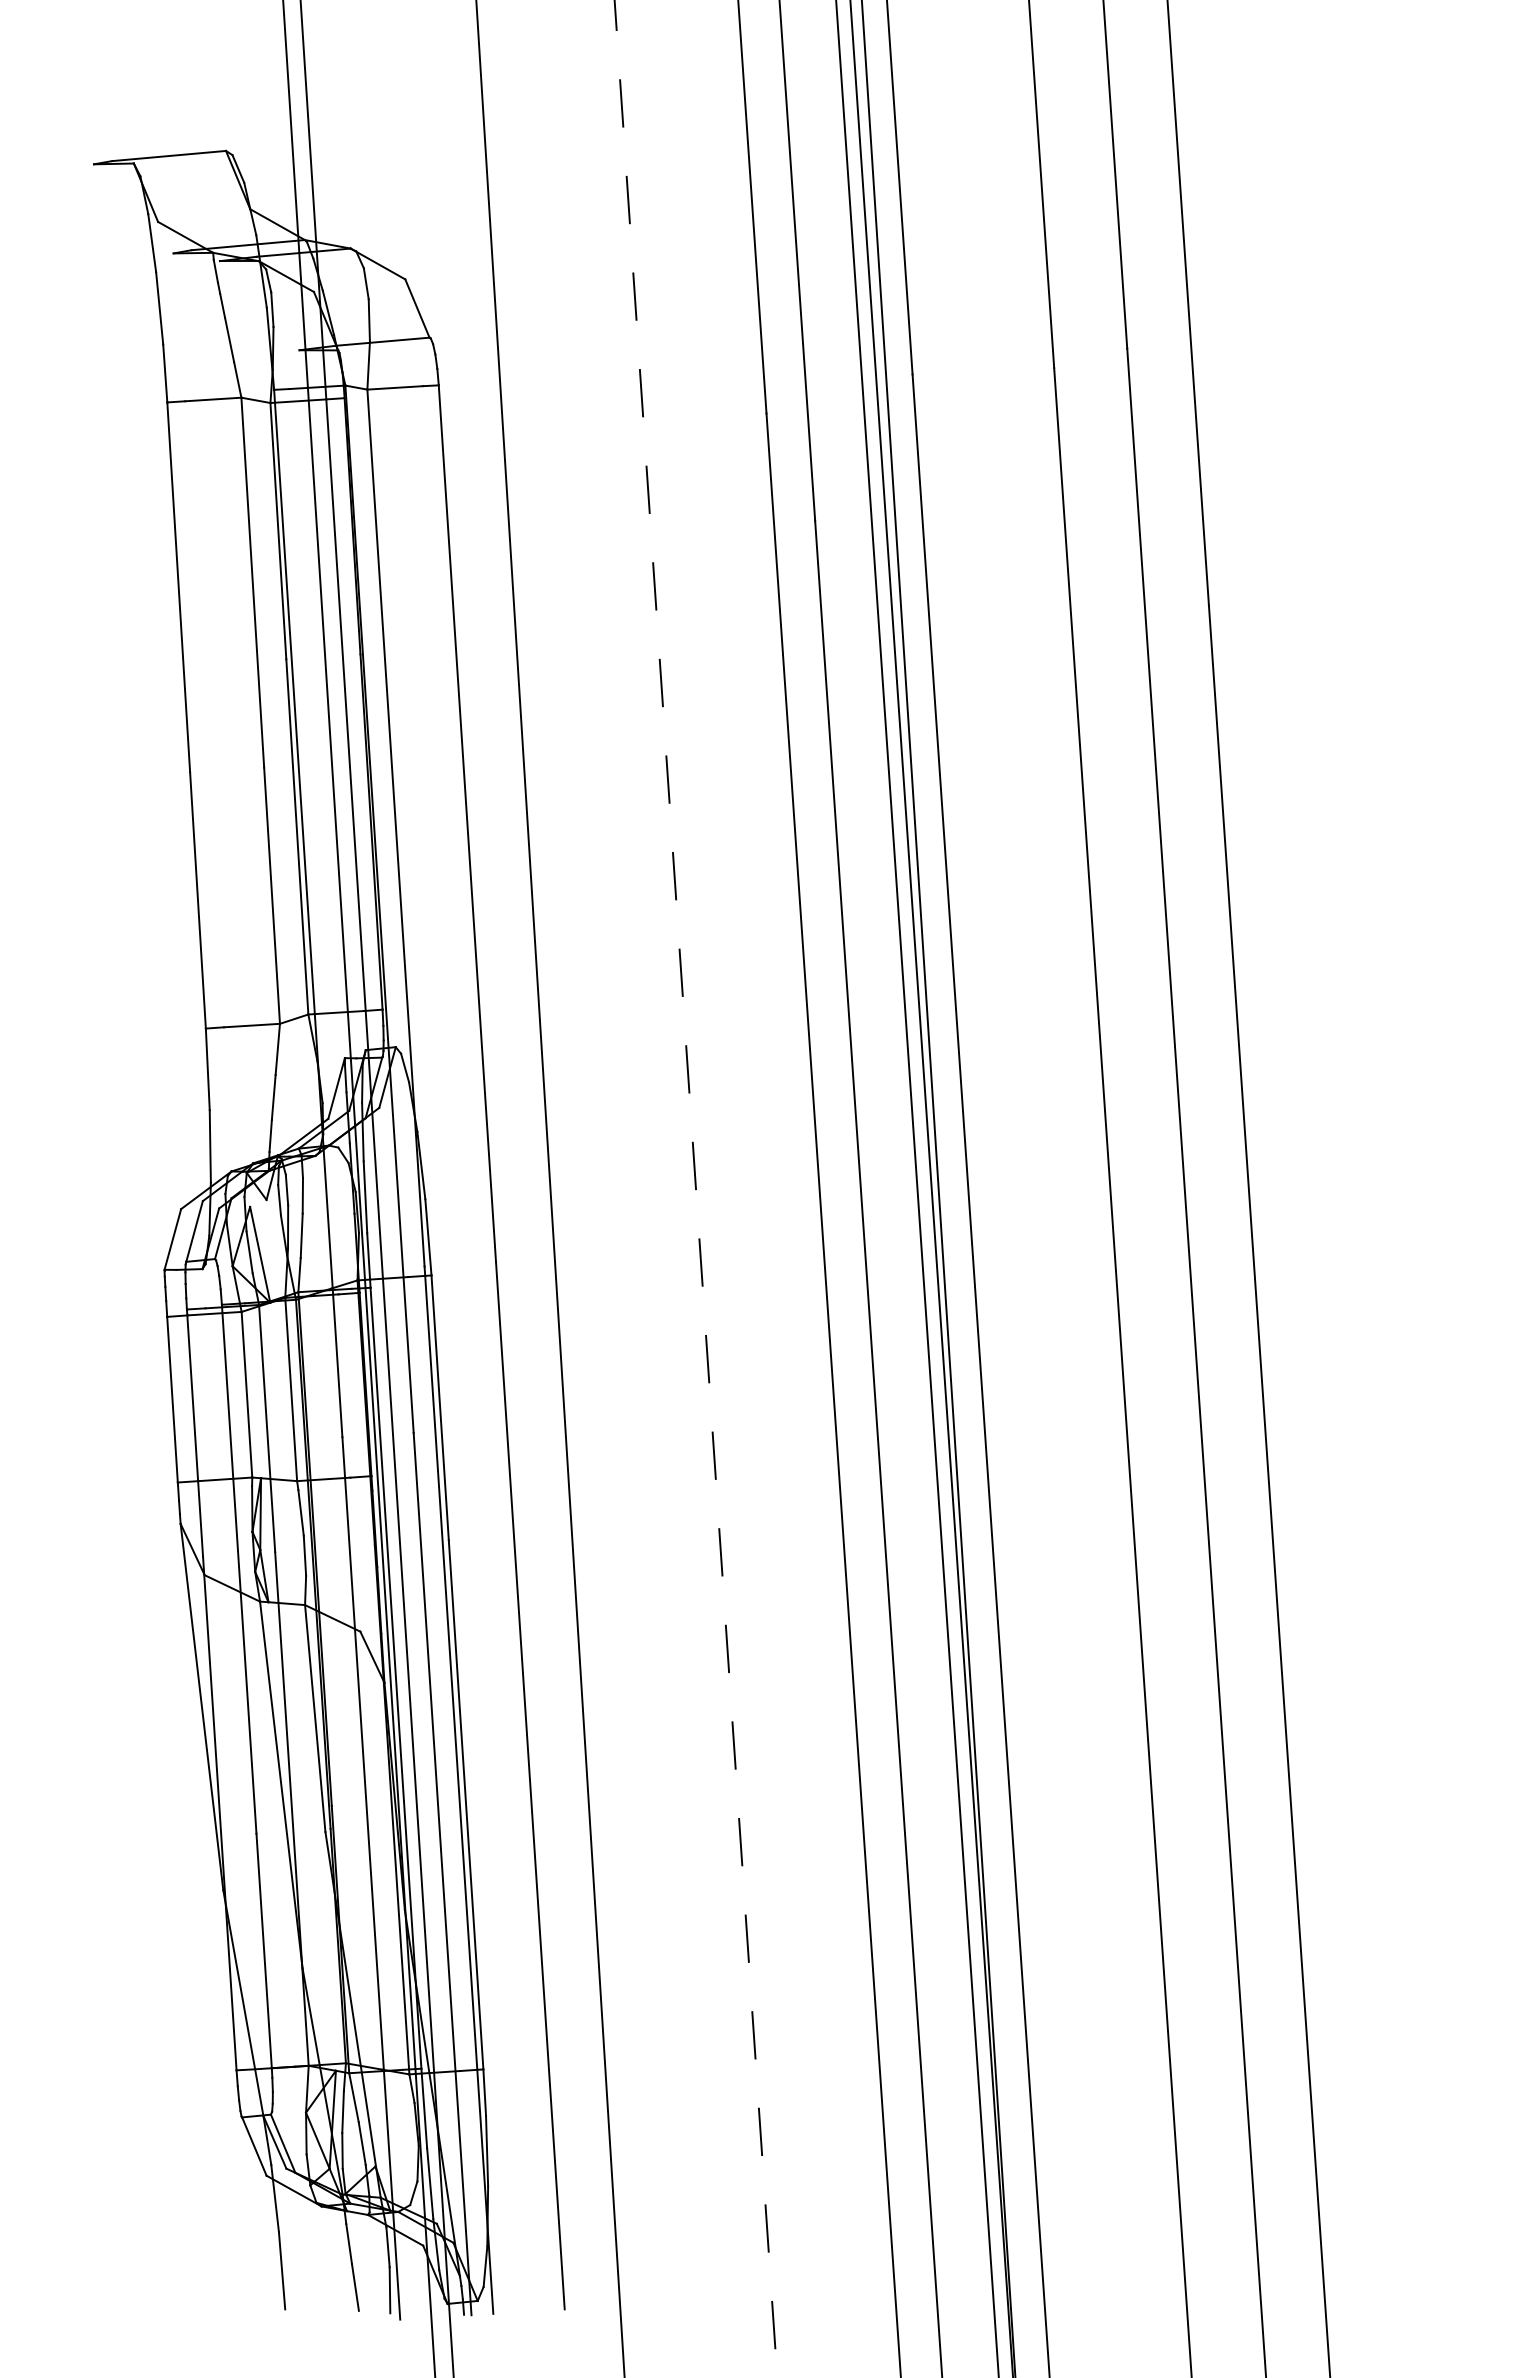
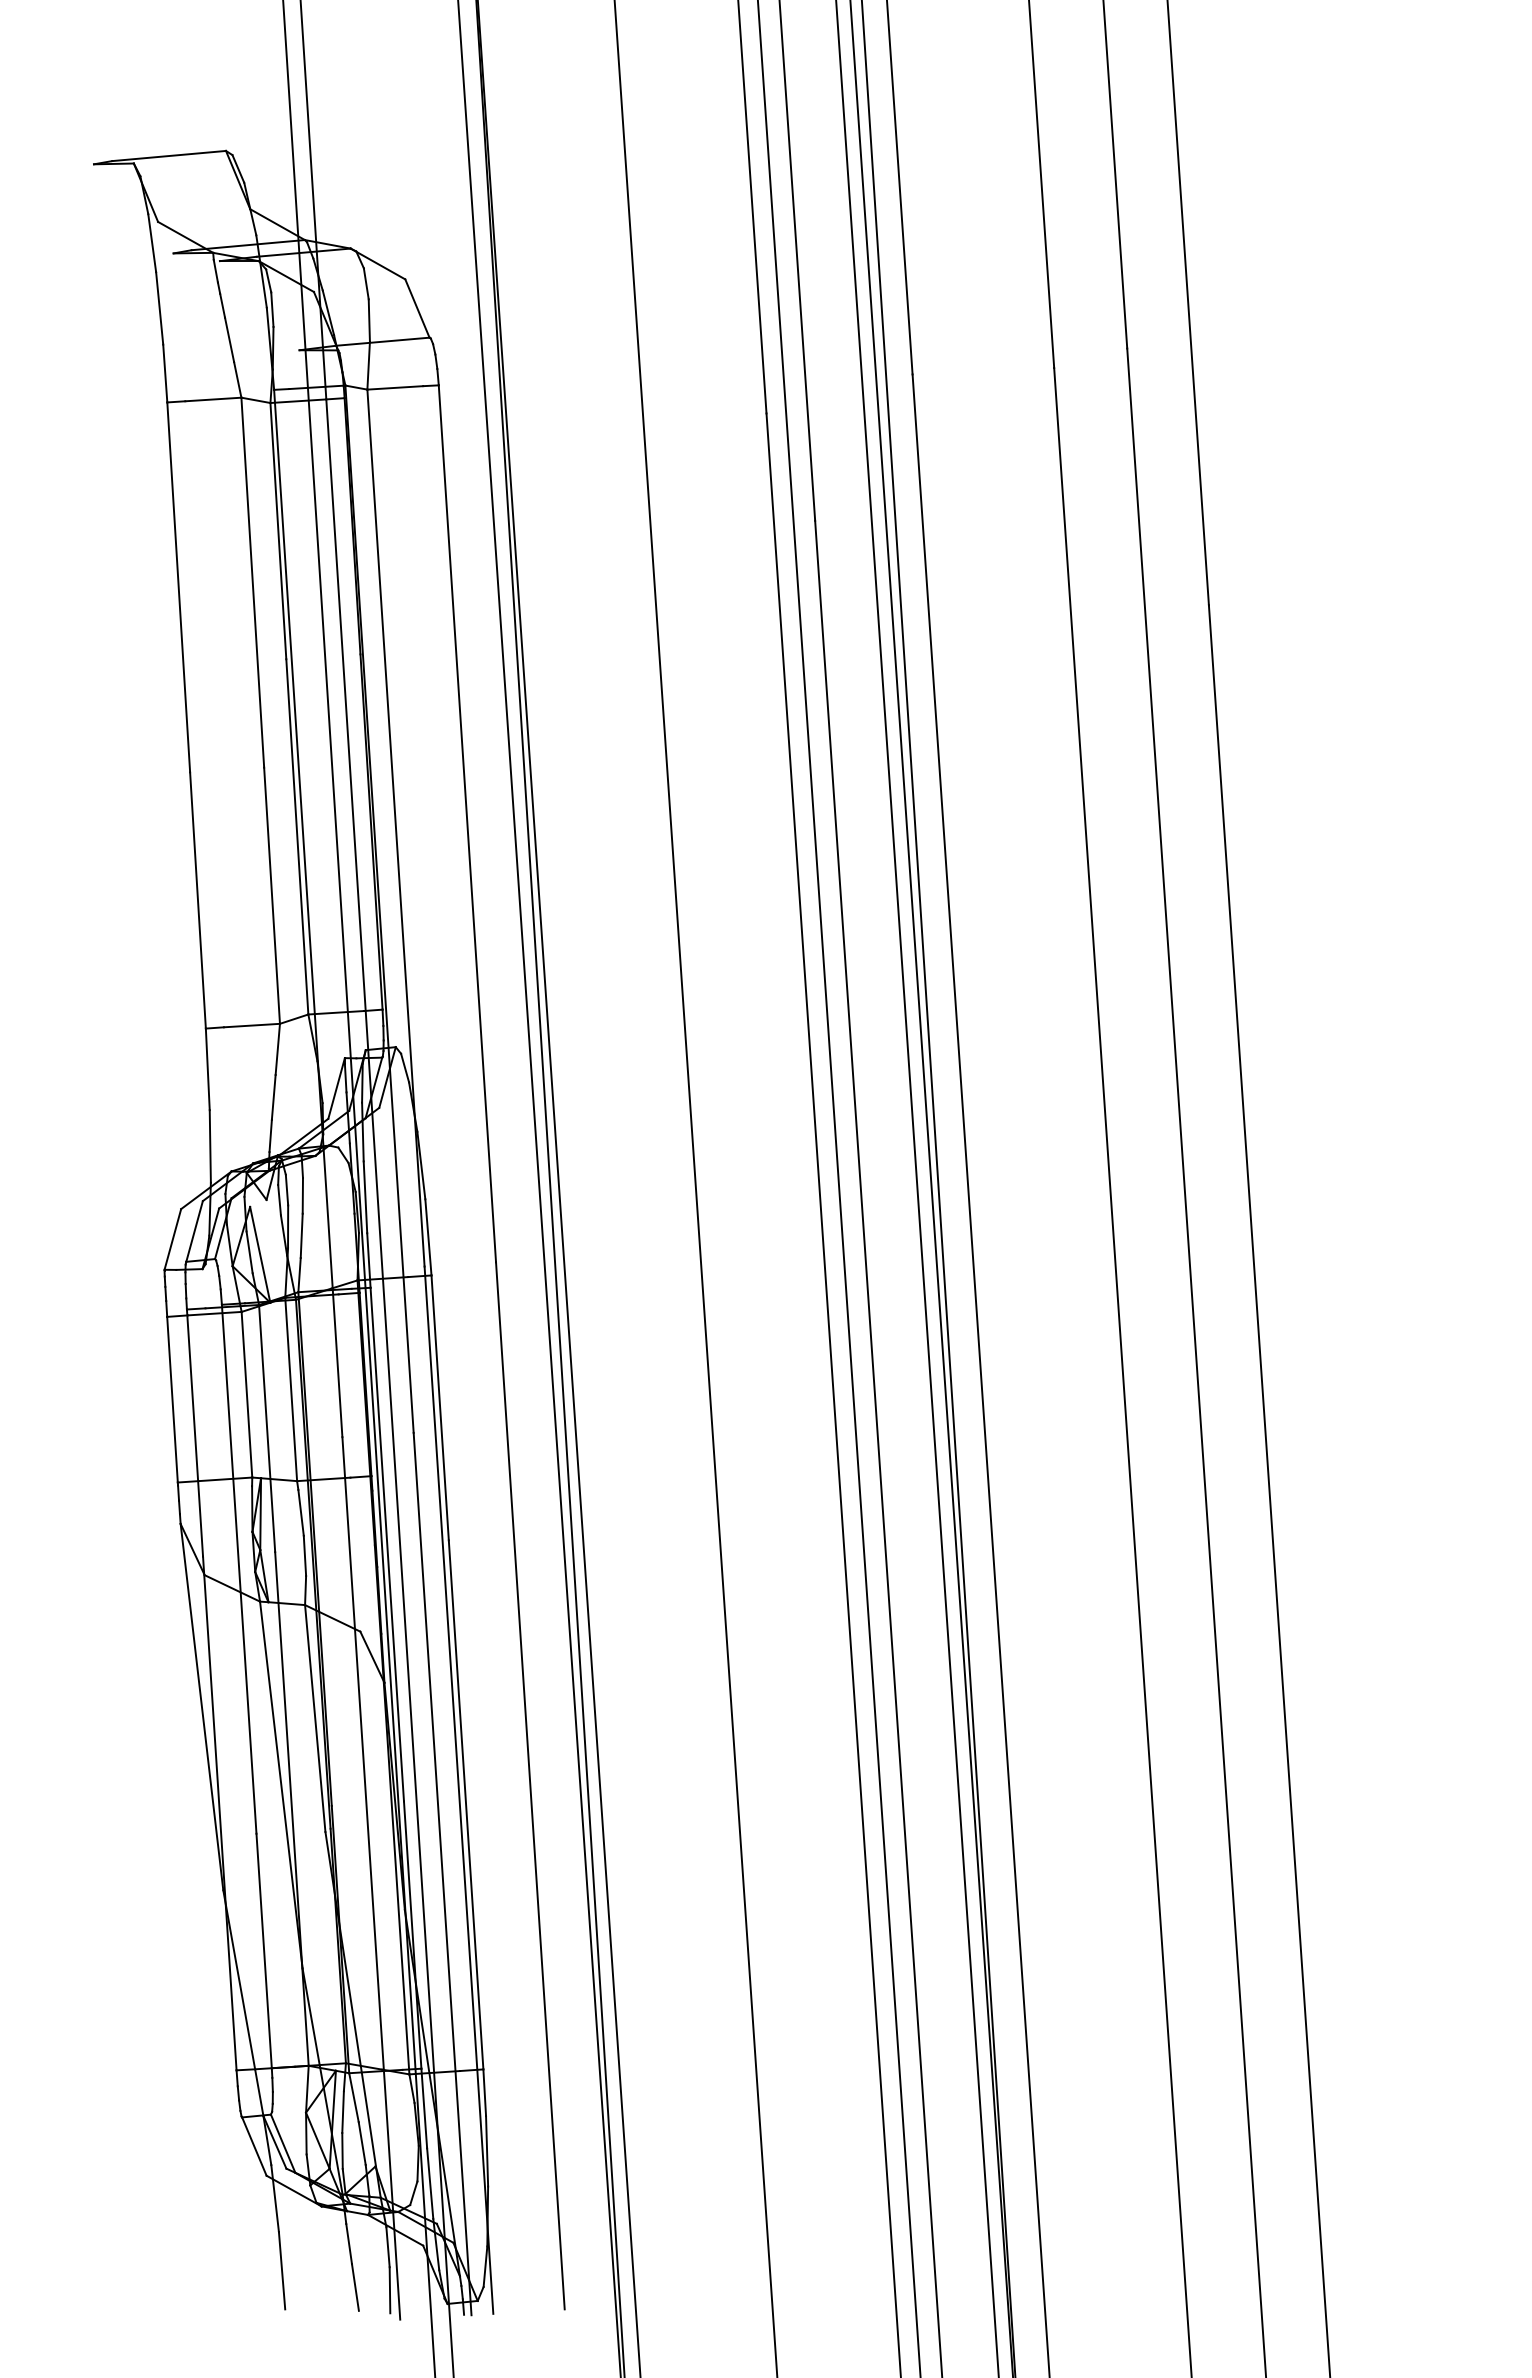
line: none -> present (539, 1188)
line: none -> present (559, 1188)
line: none -> present (839, 1188)
line: dashed -> solid (696, 1189)
